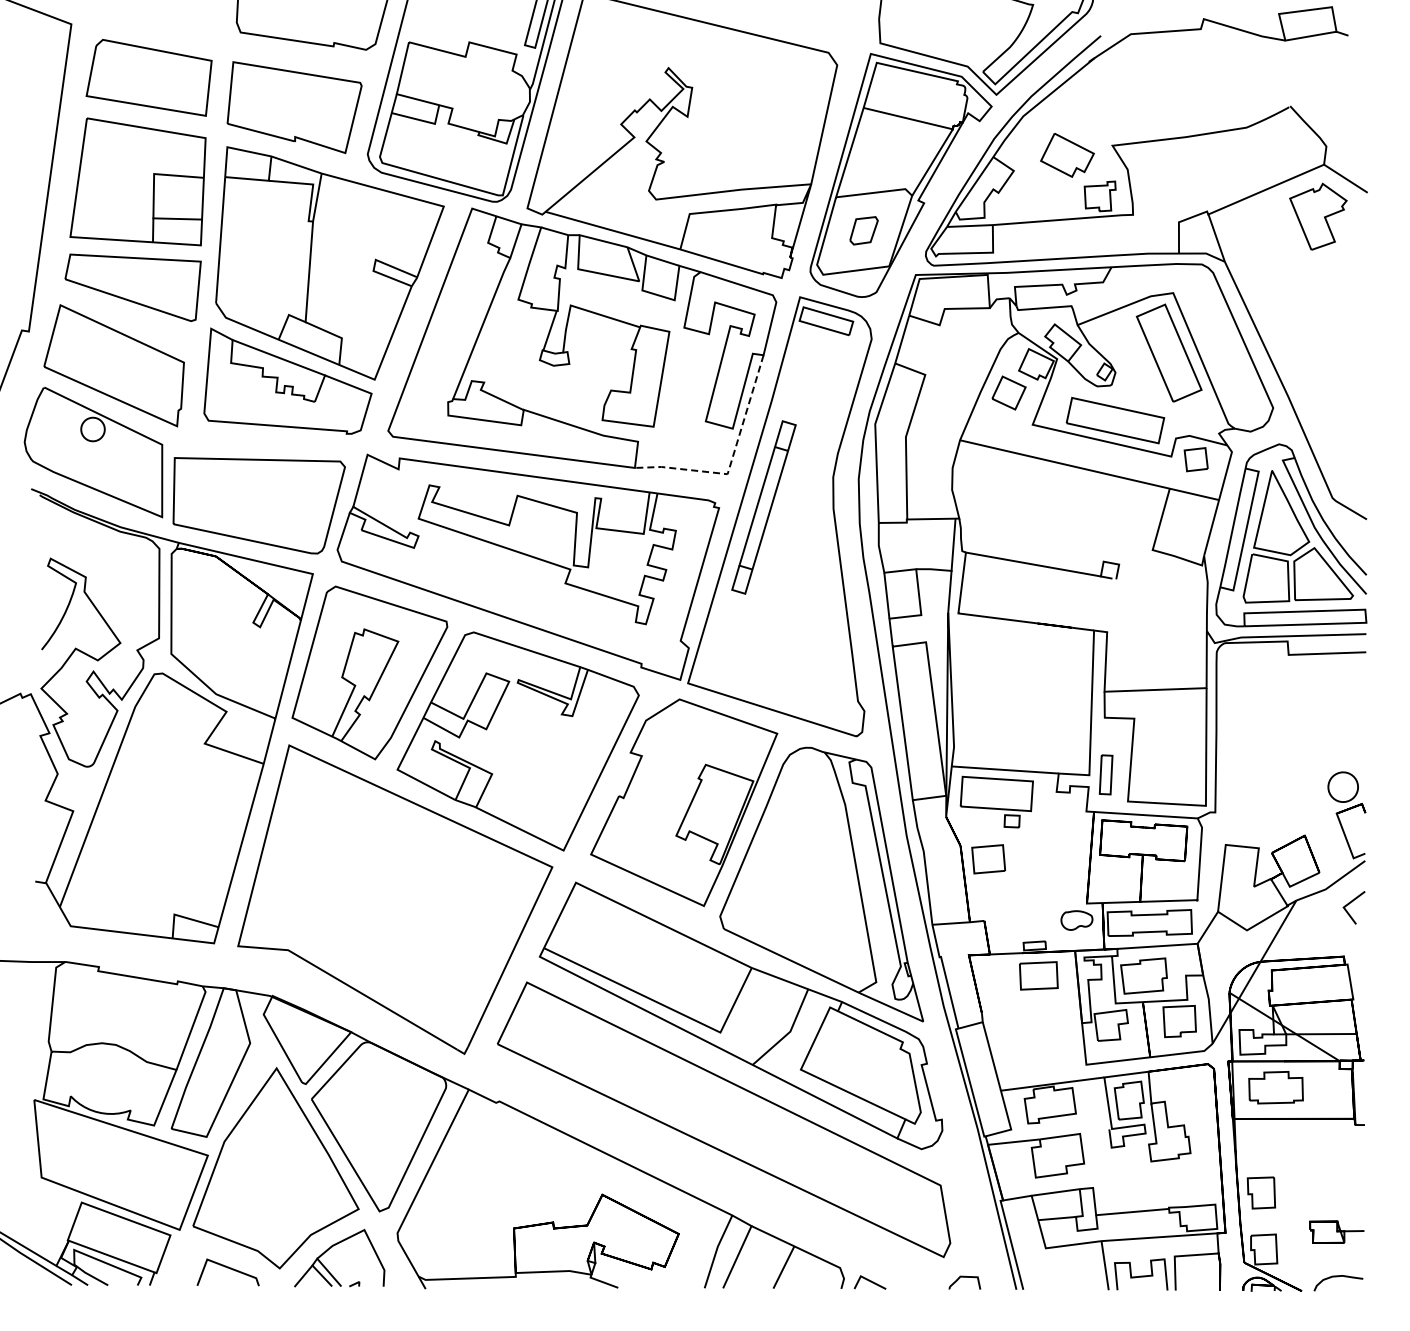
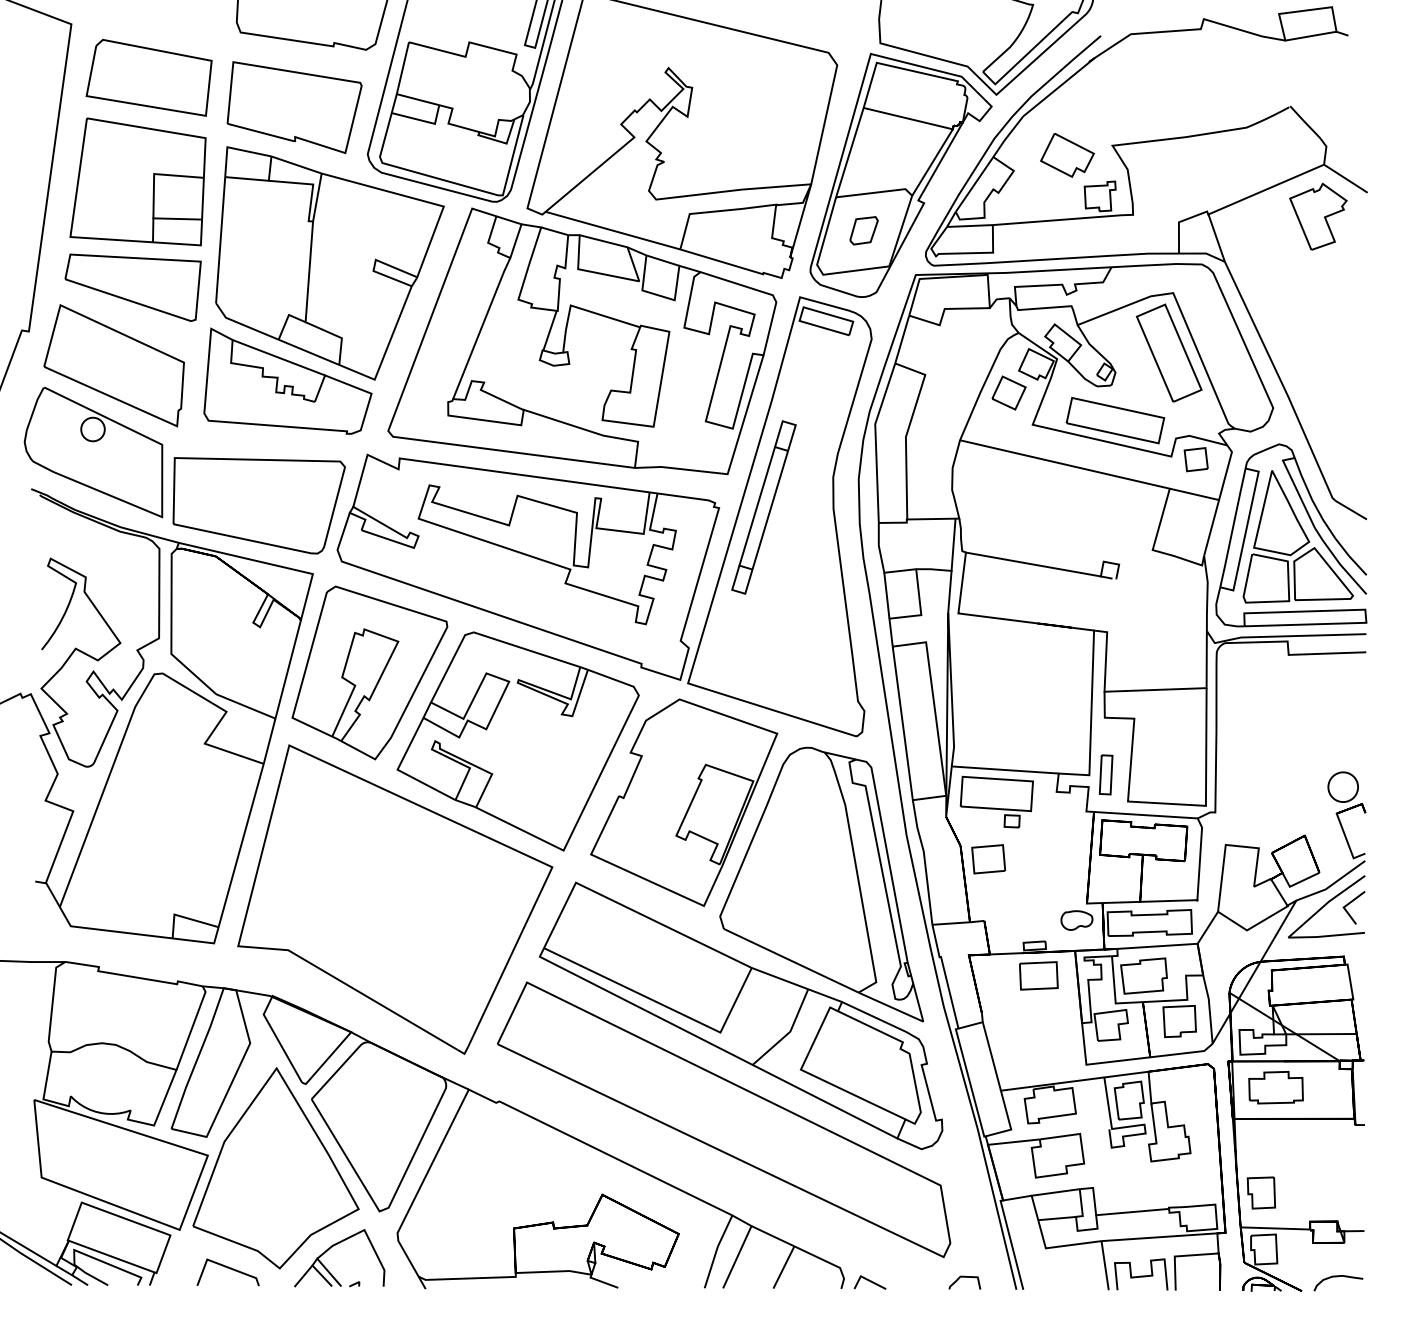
line: dashed -> solid (731, 460)
line: none -> present (1326, 905)
line: none -> present (1275, 1228)
